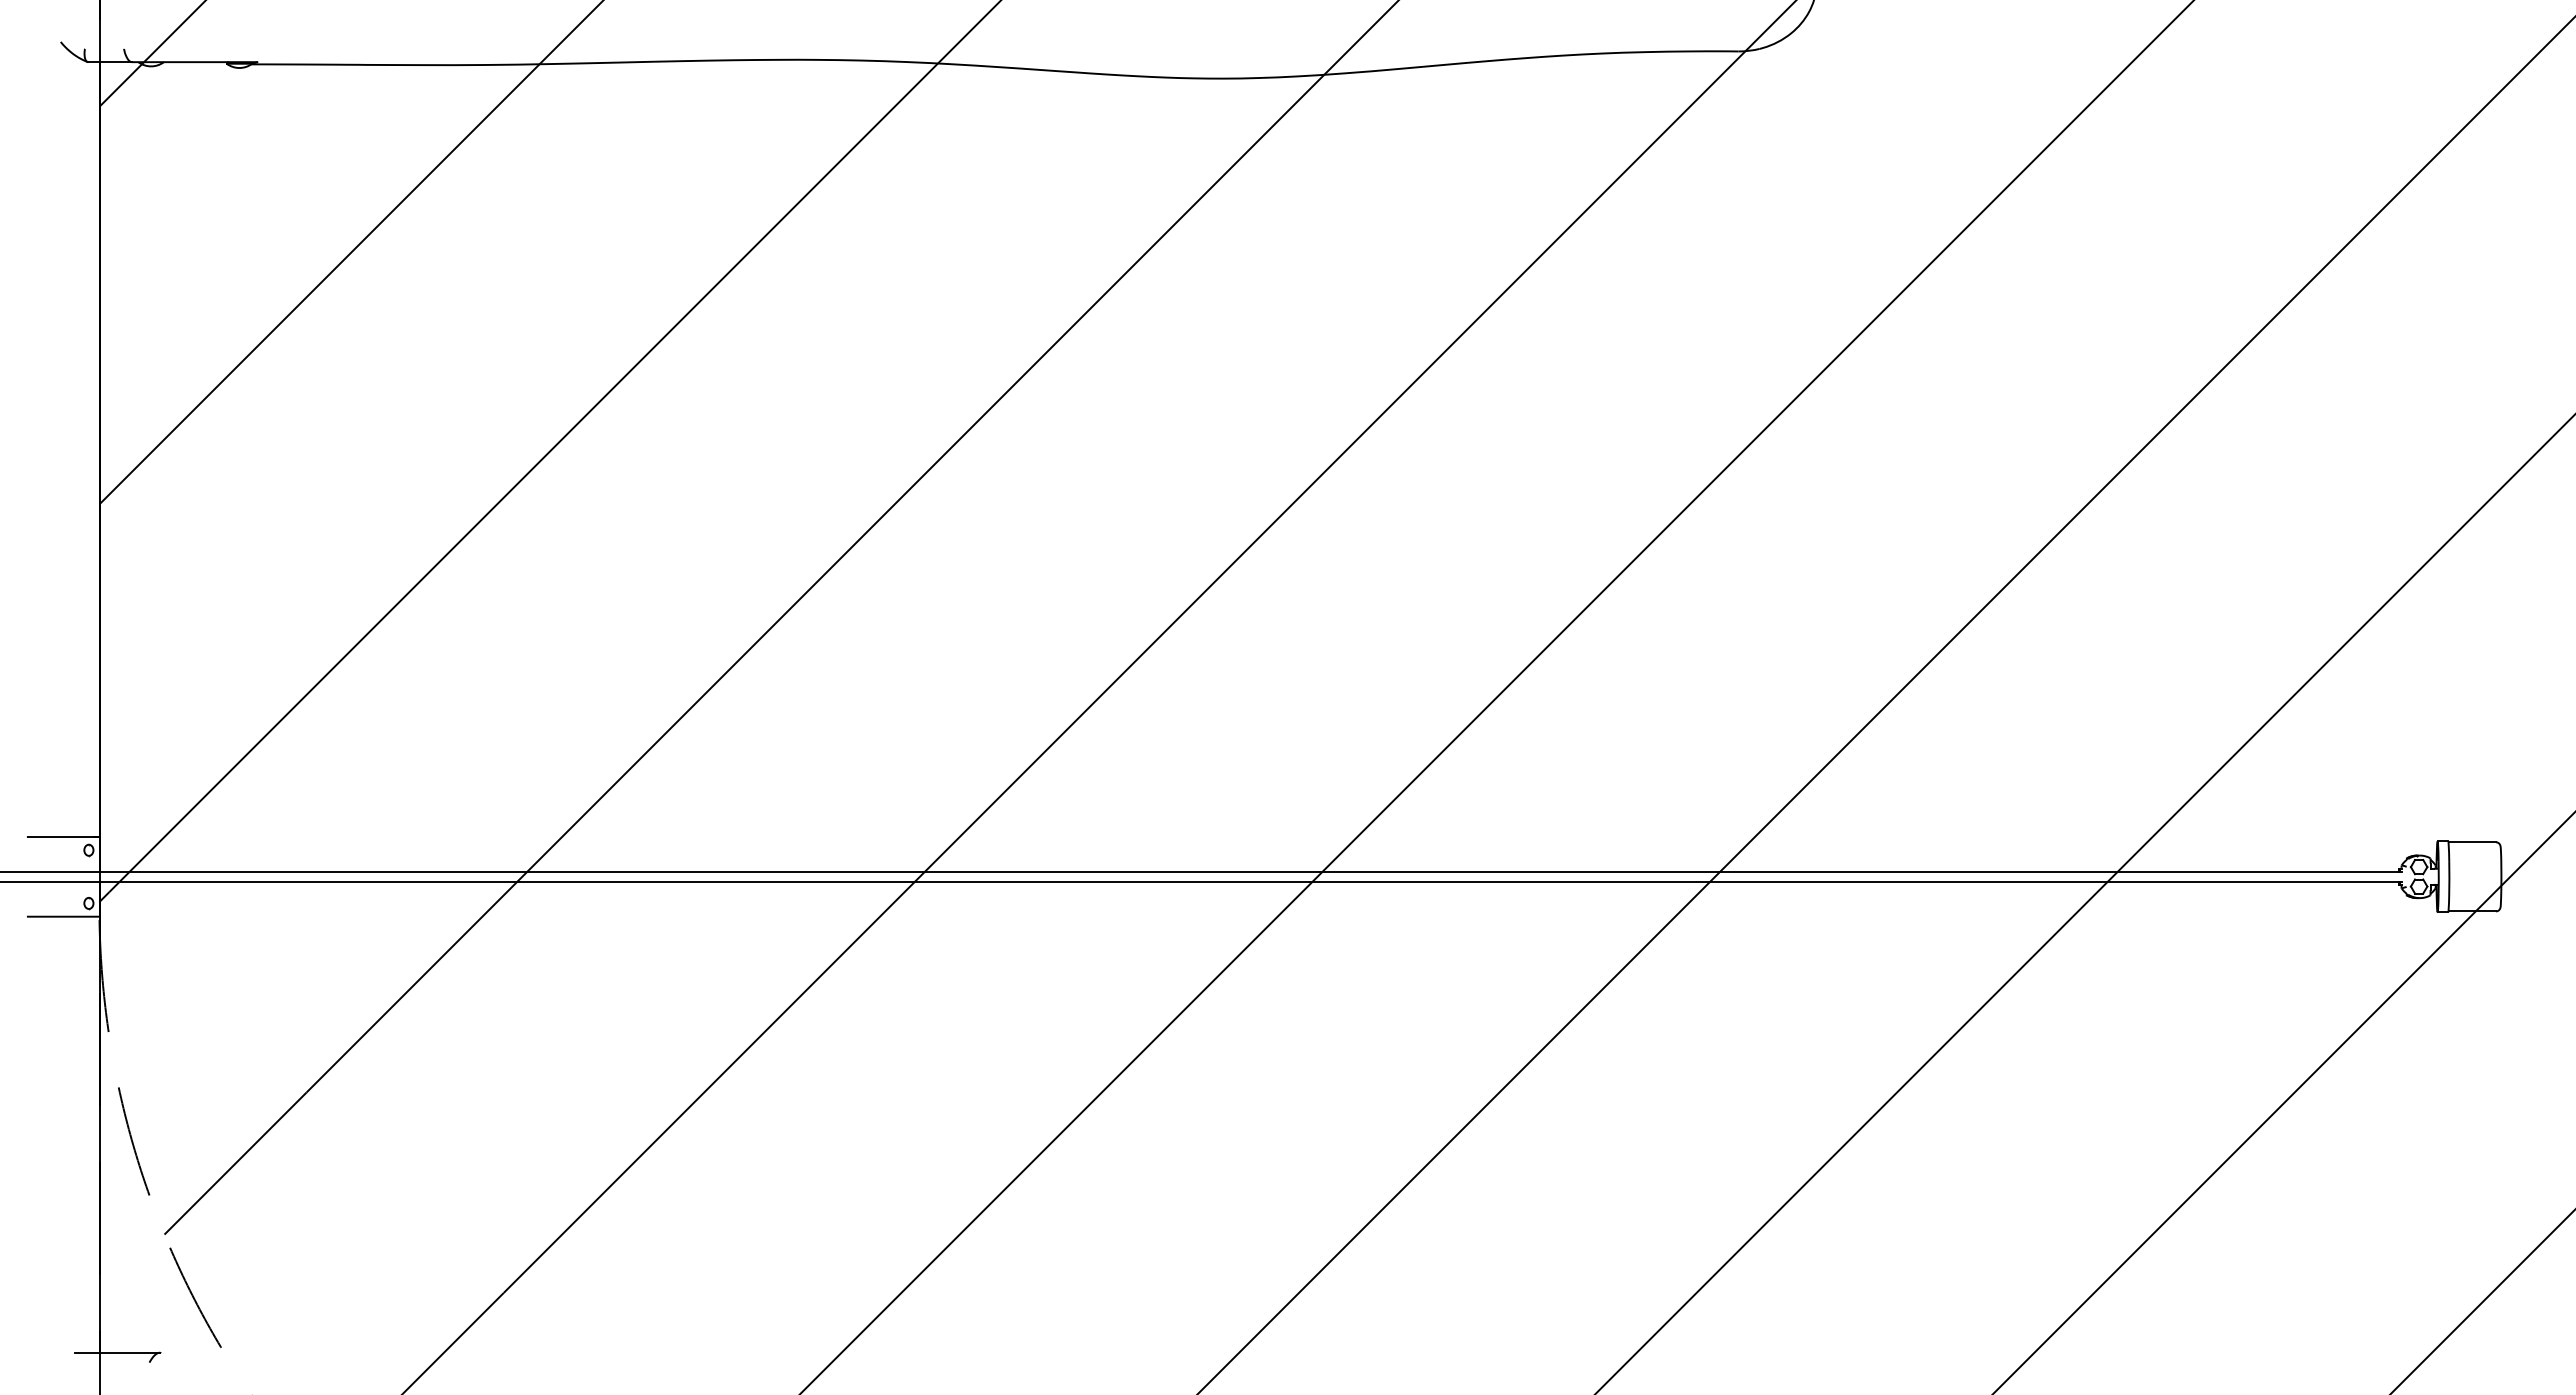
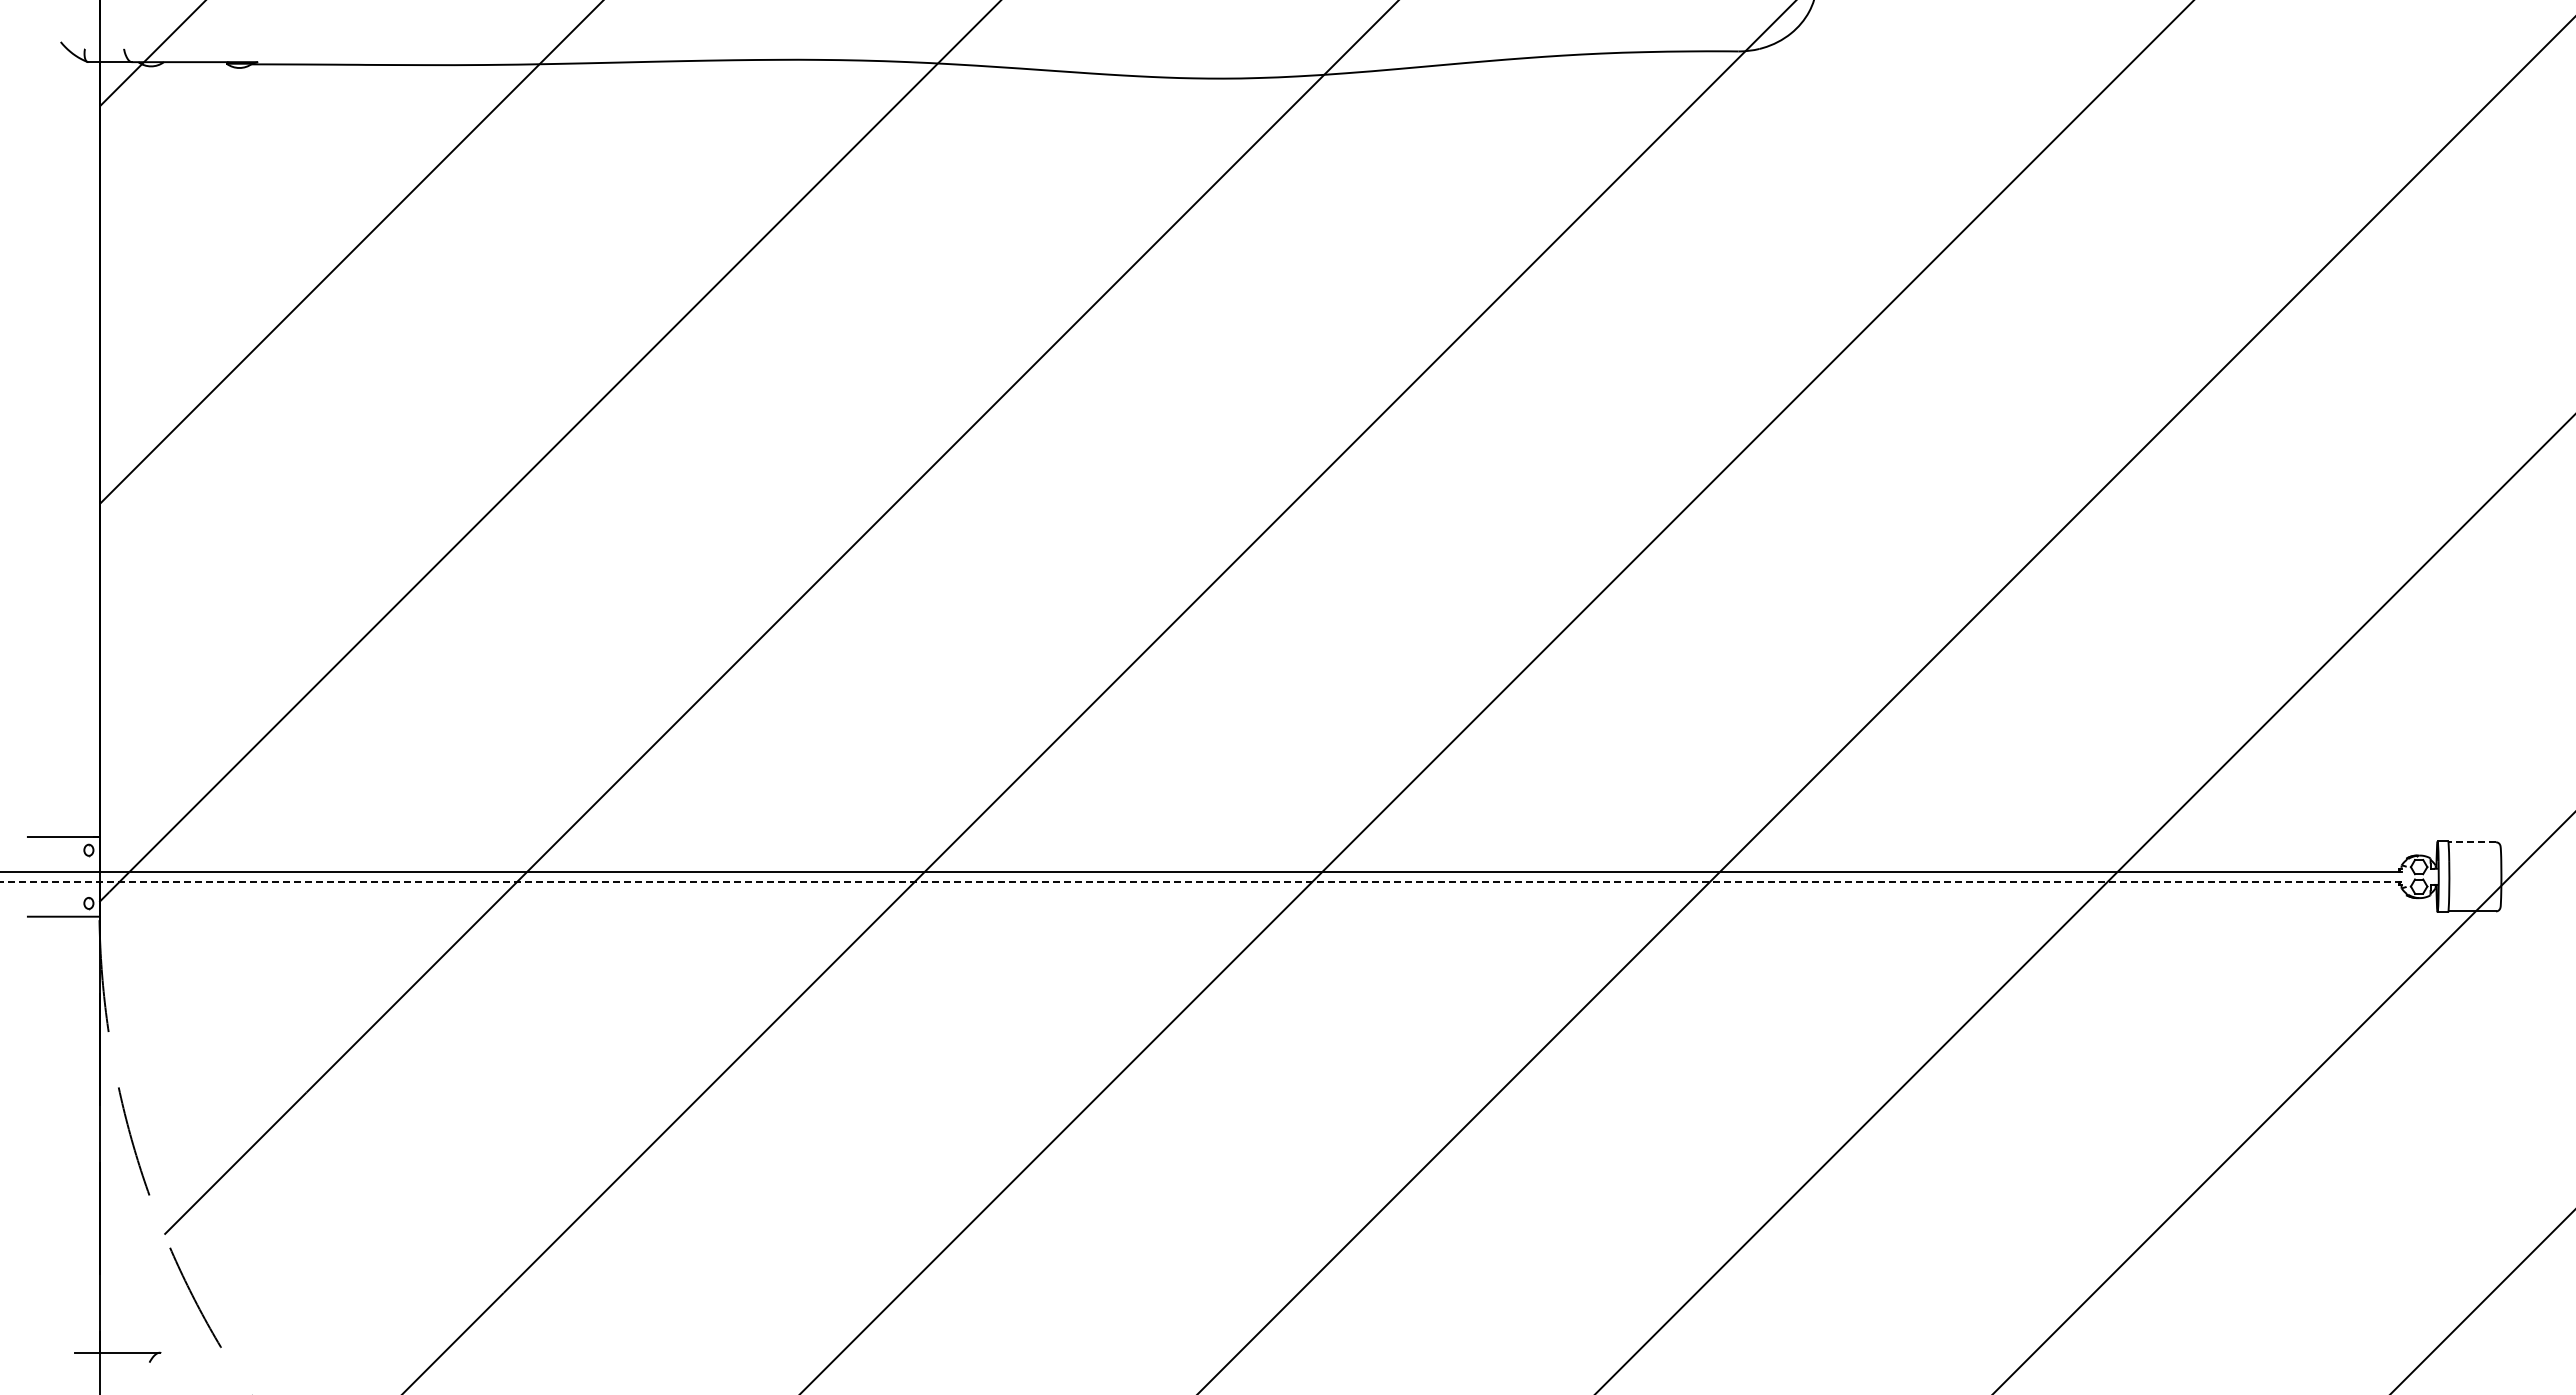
line: solid -> dashed (2472, 842)
line: solid -> dashed (1201, 882)
